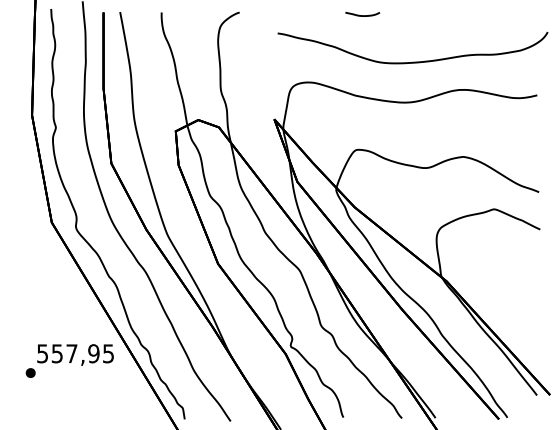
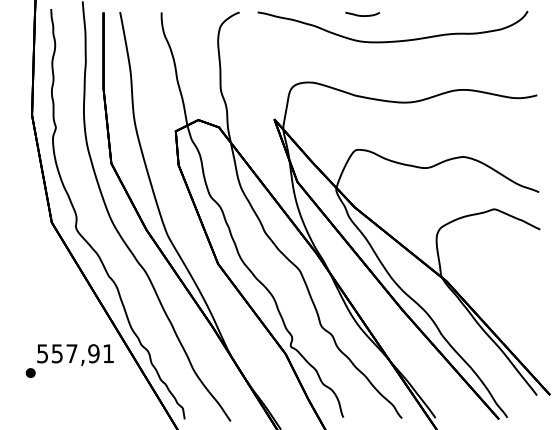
curve position: (412, 61) -> (392, 40) (392, 40)
text: 557,95 -> 557,91 (108, 353)
